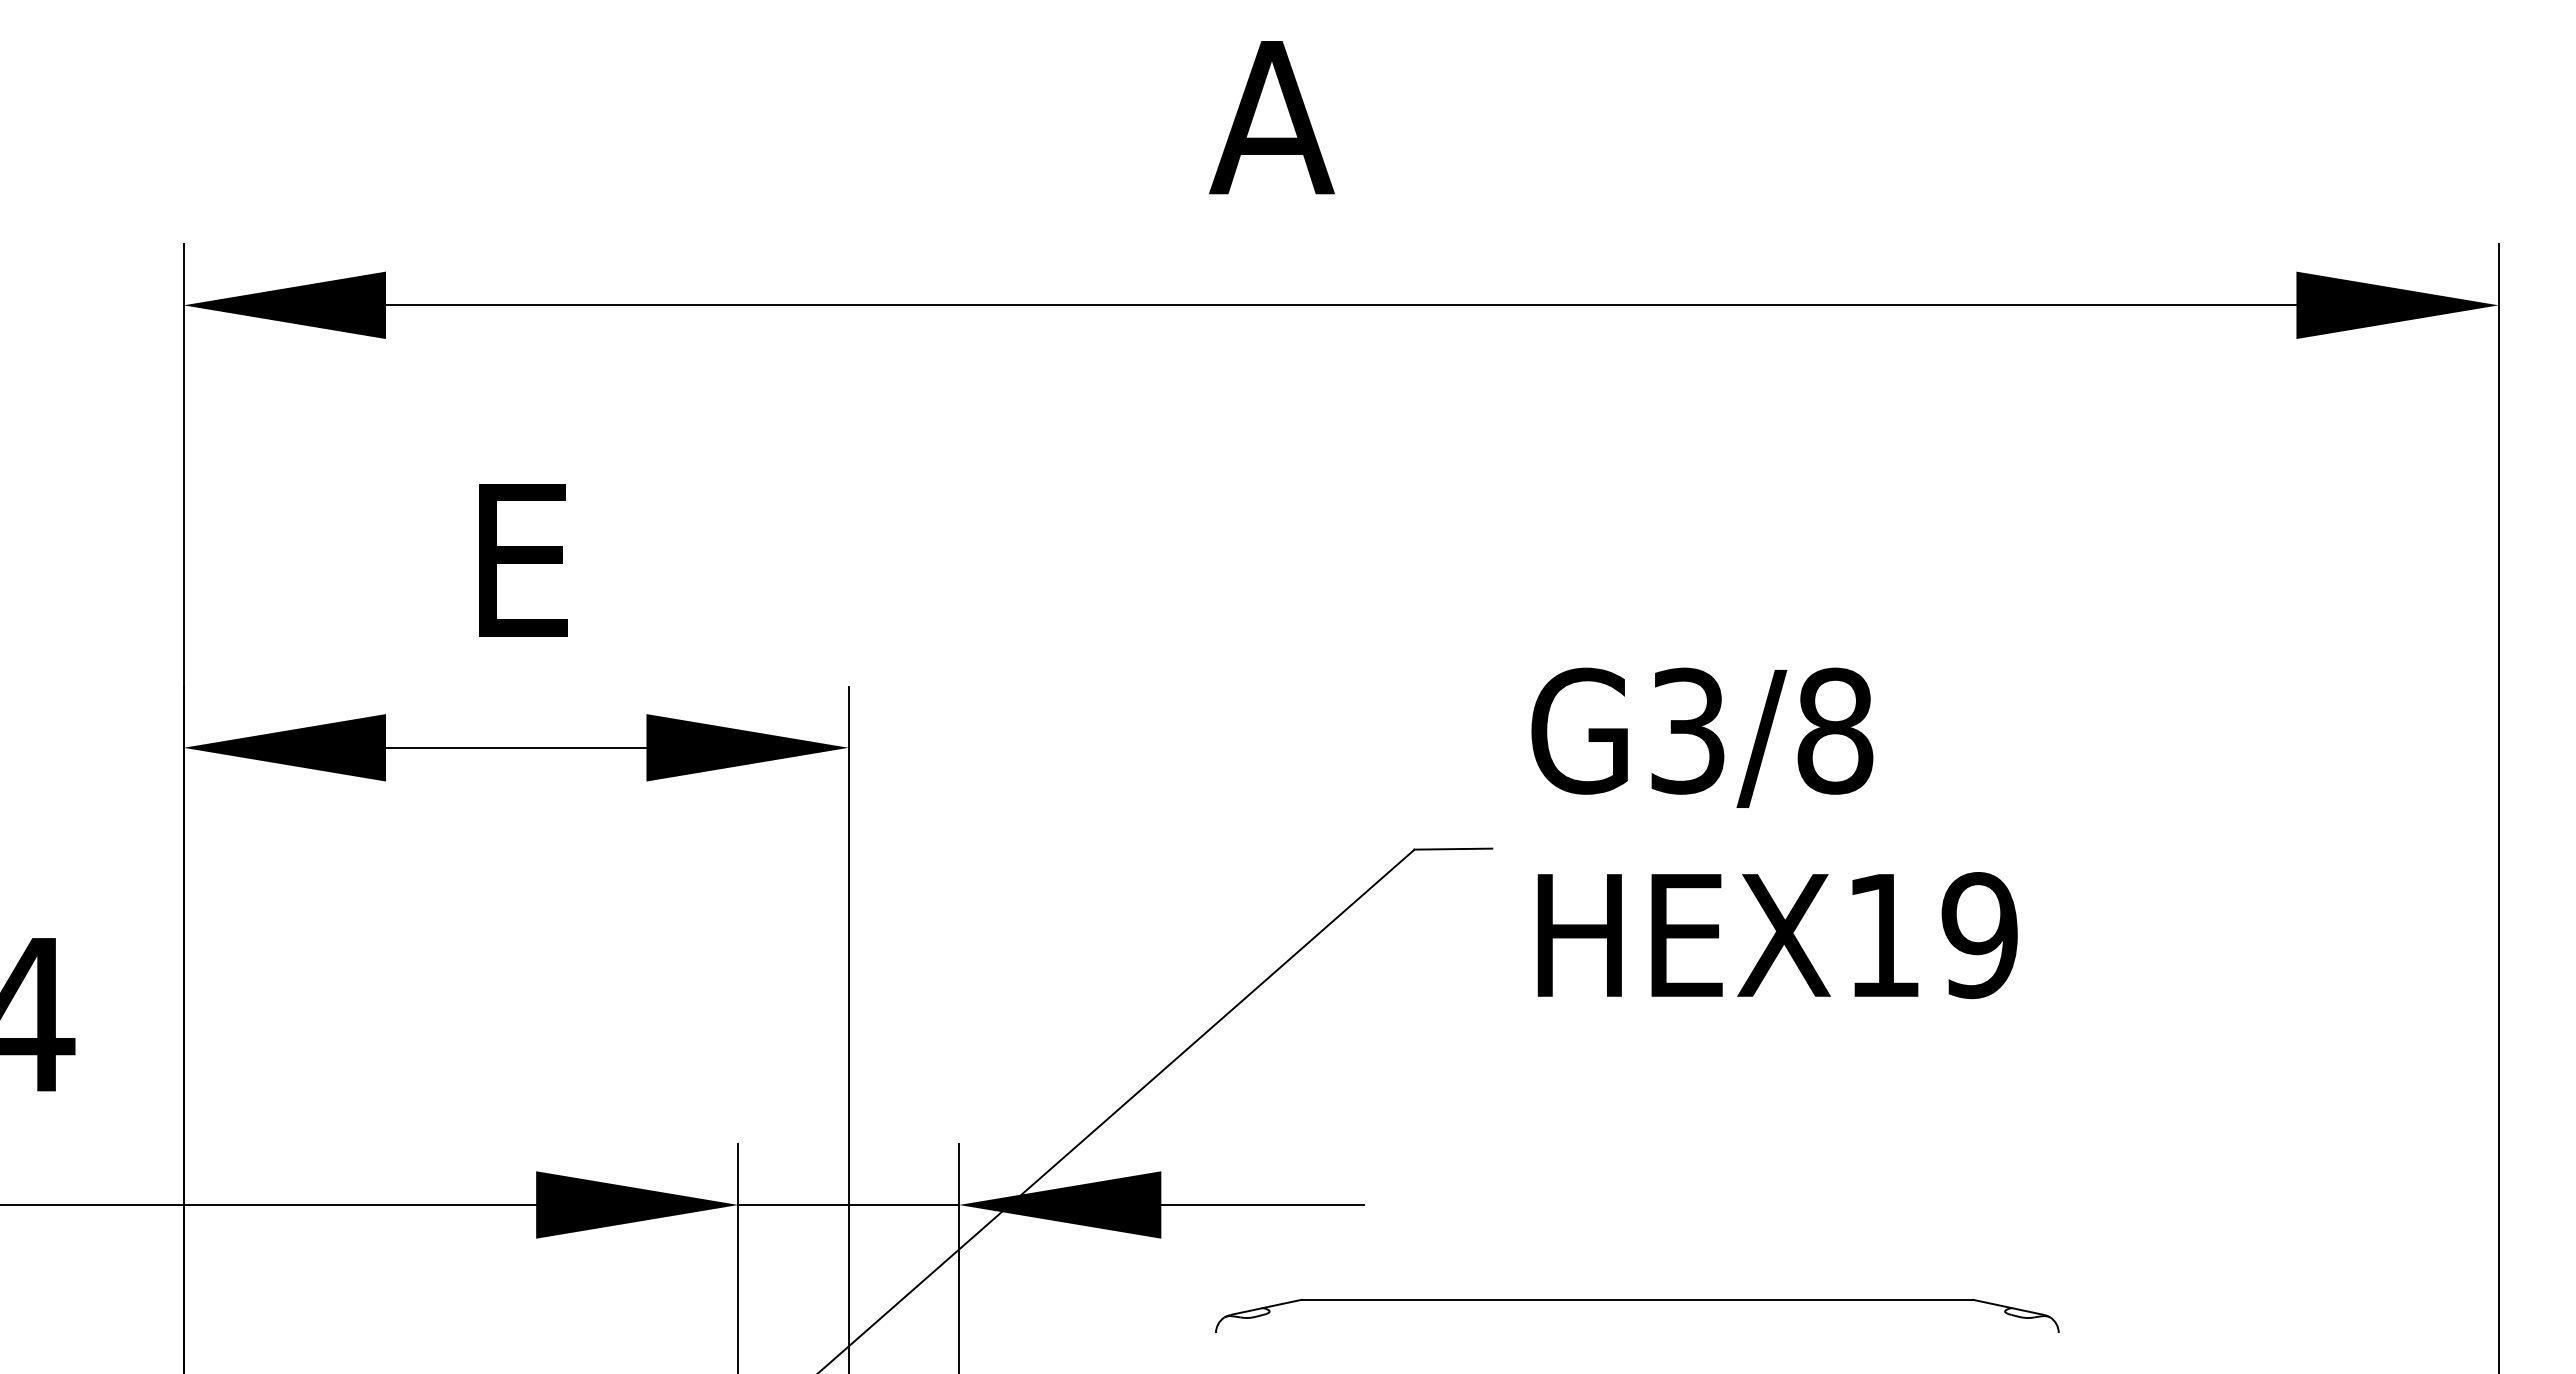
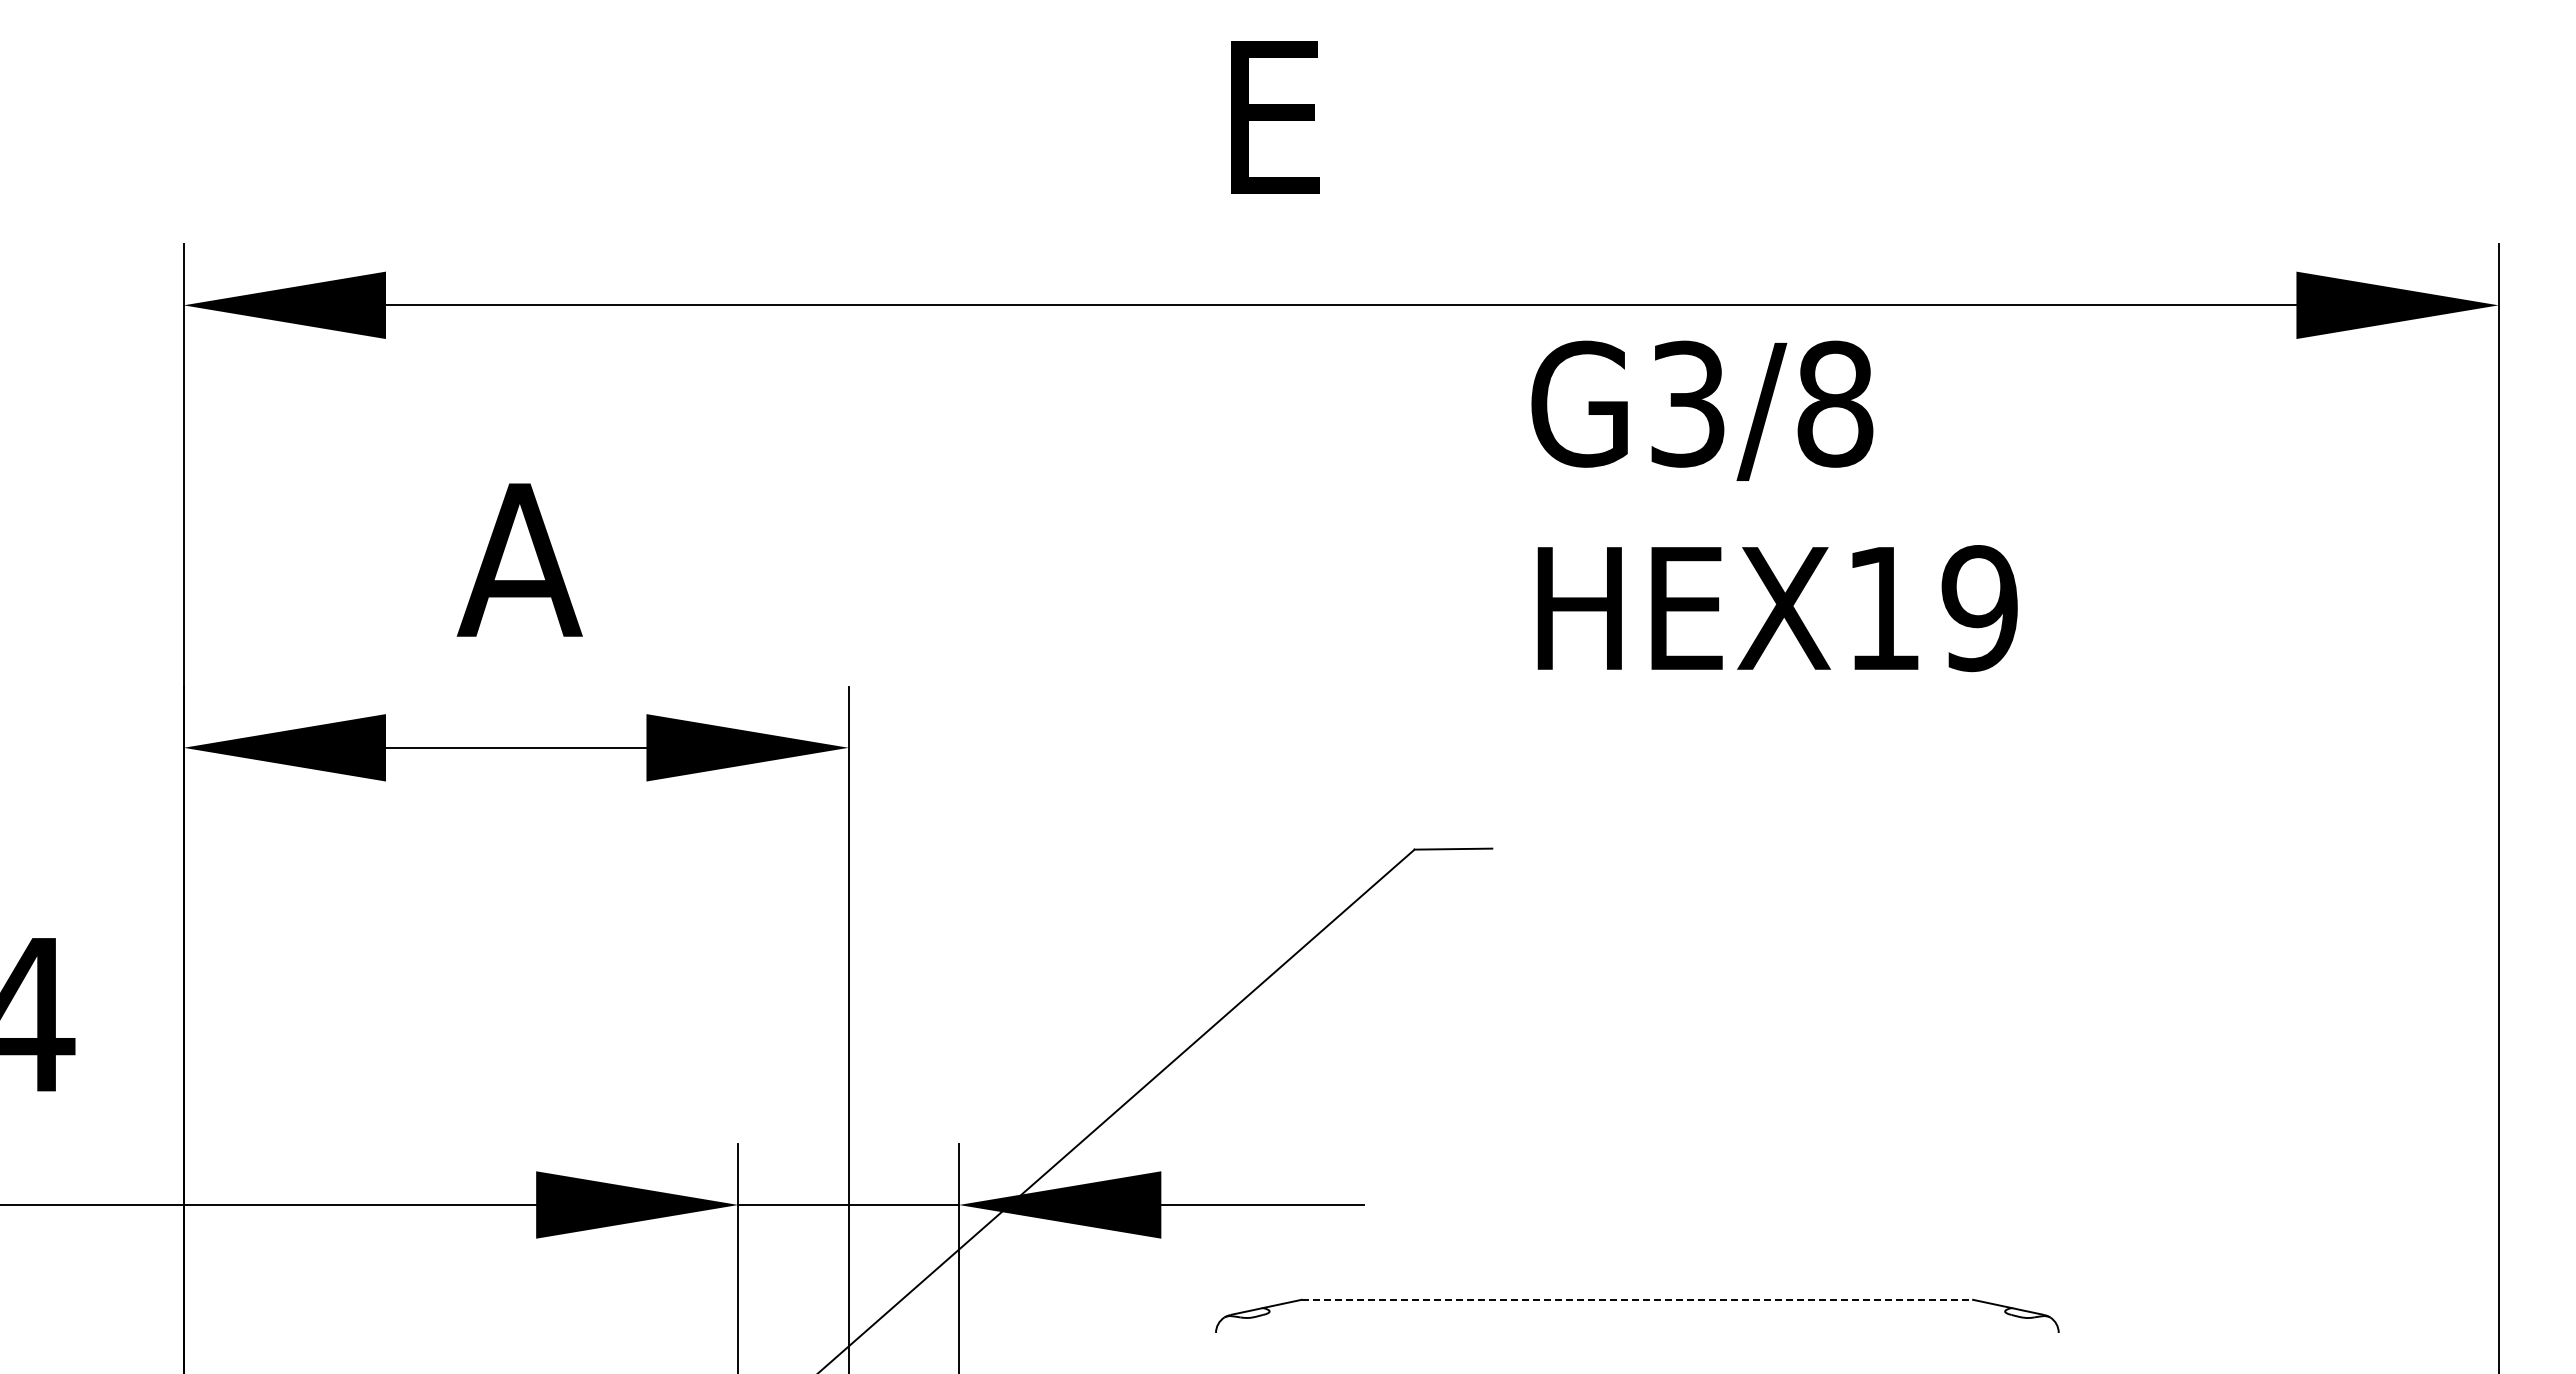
text: A -> E (1271, 117)
text: E -> A (519, 559)
text position: (1774, 833) -> (1774, 506) (1774, 506)
line: solid -> dashed (1637, 1299)
